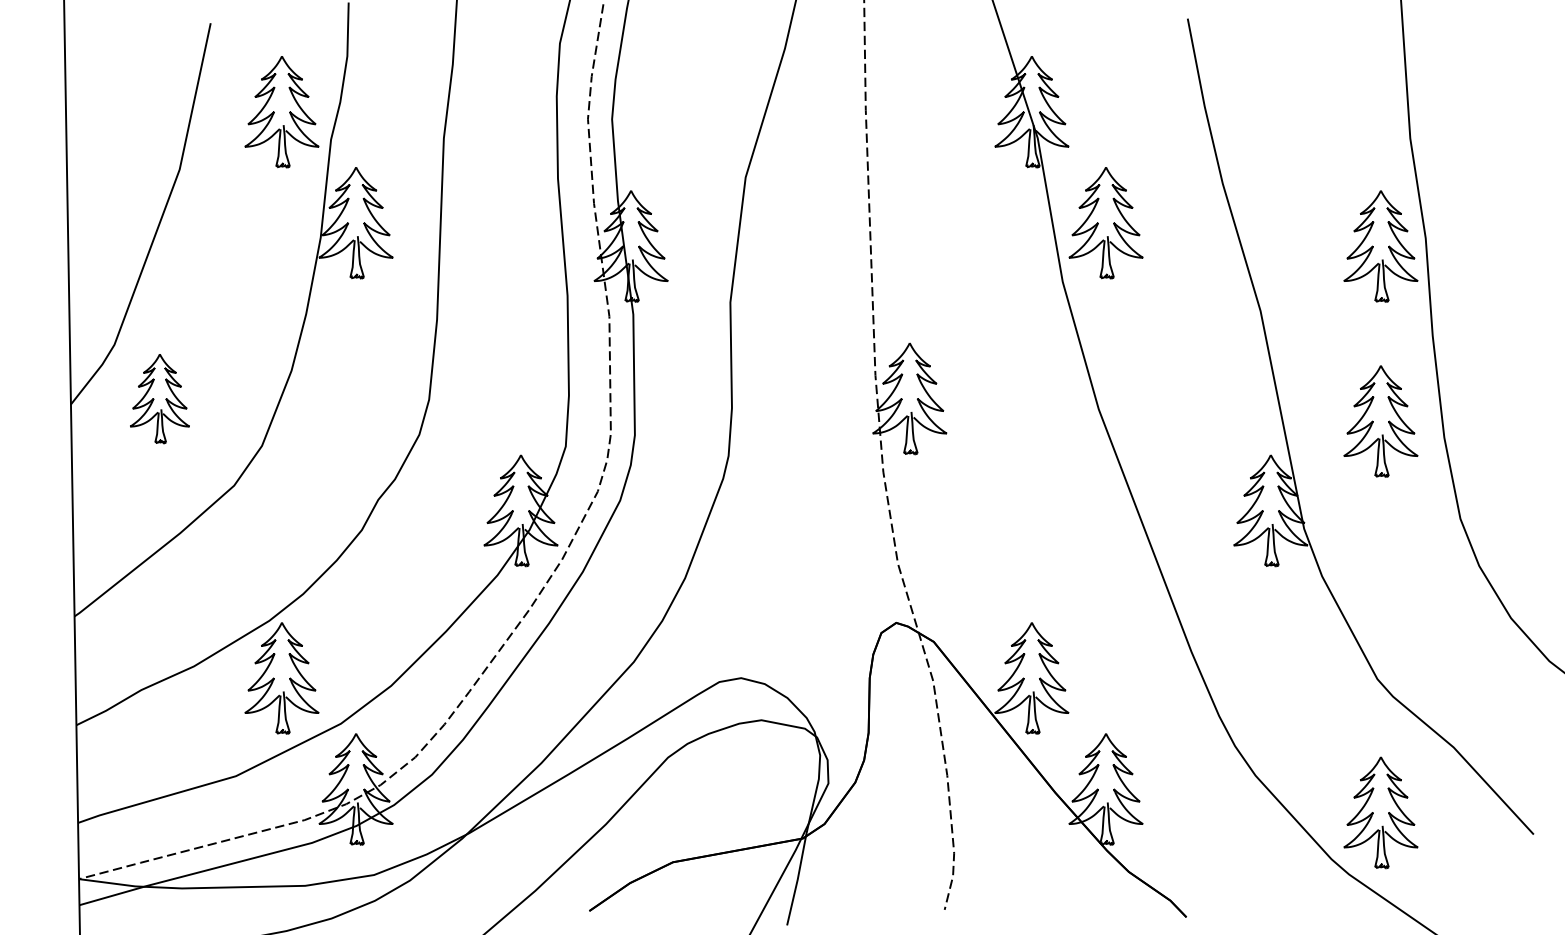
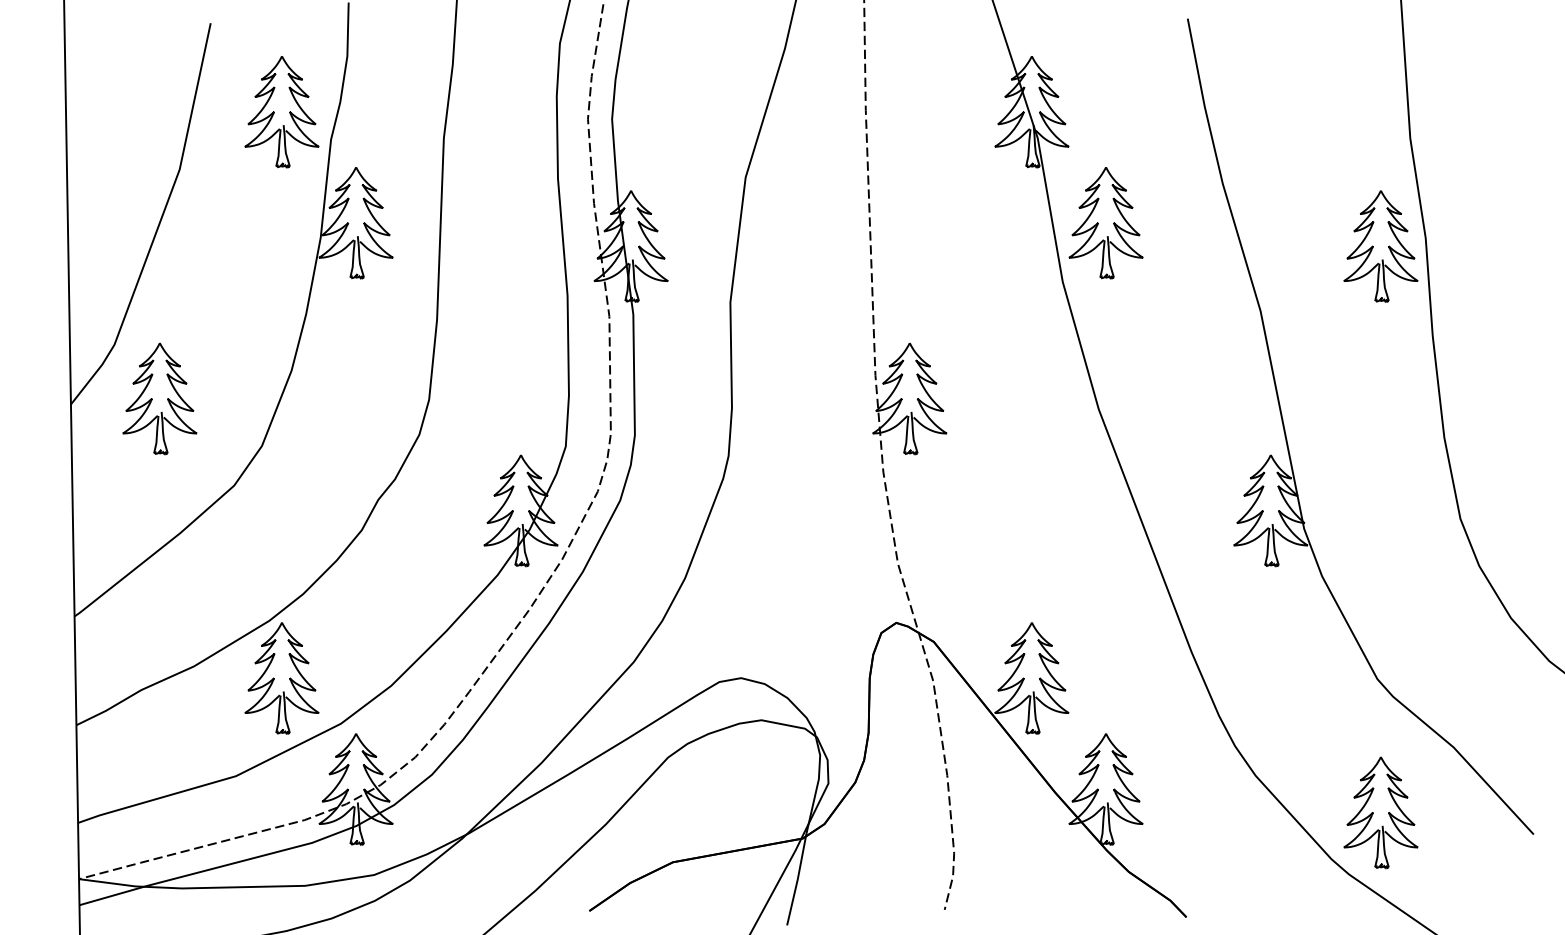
part size: 60x91 px -> 76x114 px (159, 398)
part: present -> none (1380, 421)
